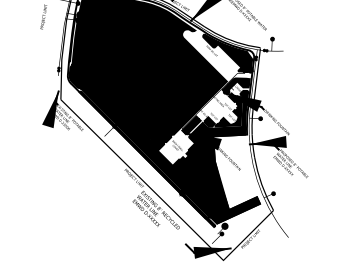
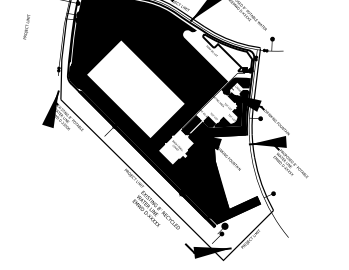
text position: (43, 16) -> (26, 26) (26, 26)
fill: present -> none (227, 53)
fill: present -> none (135, 89)
